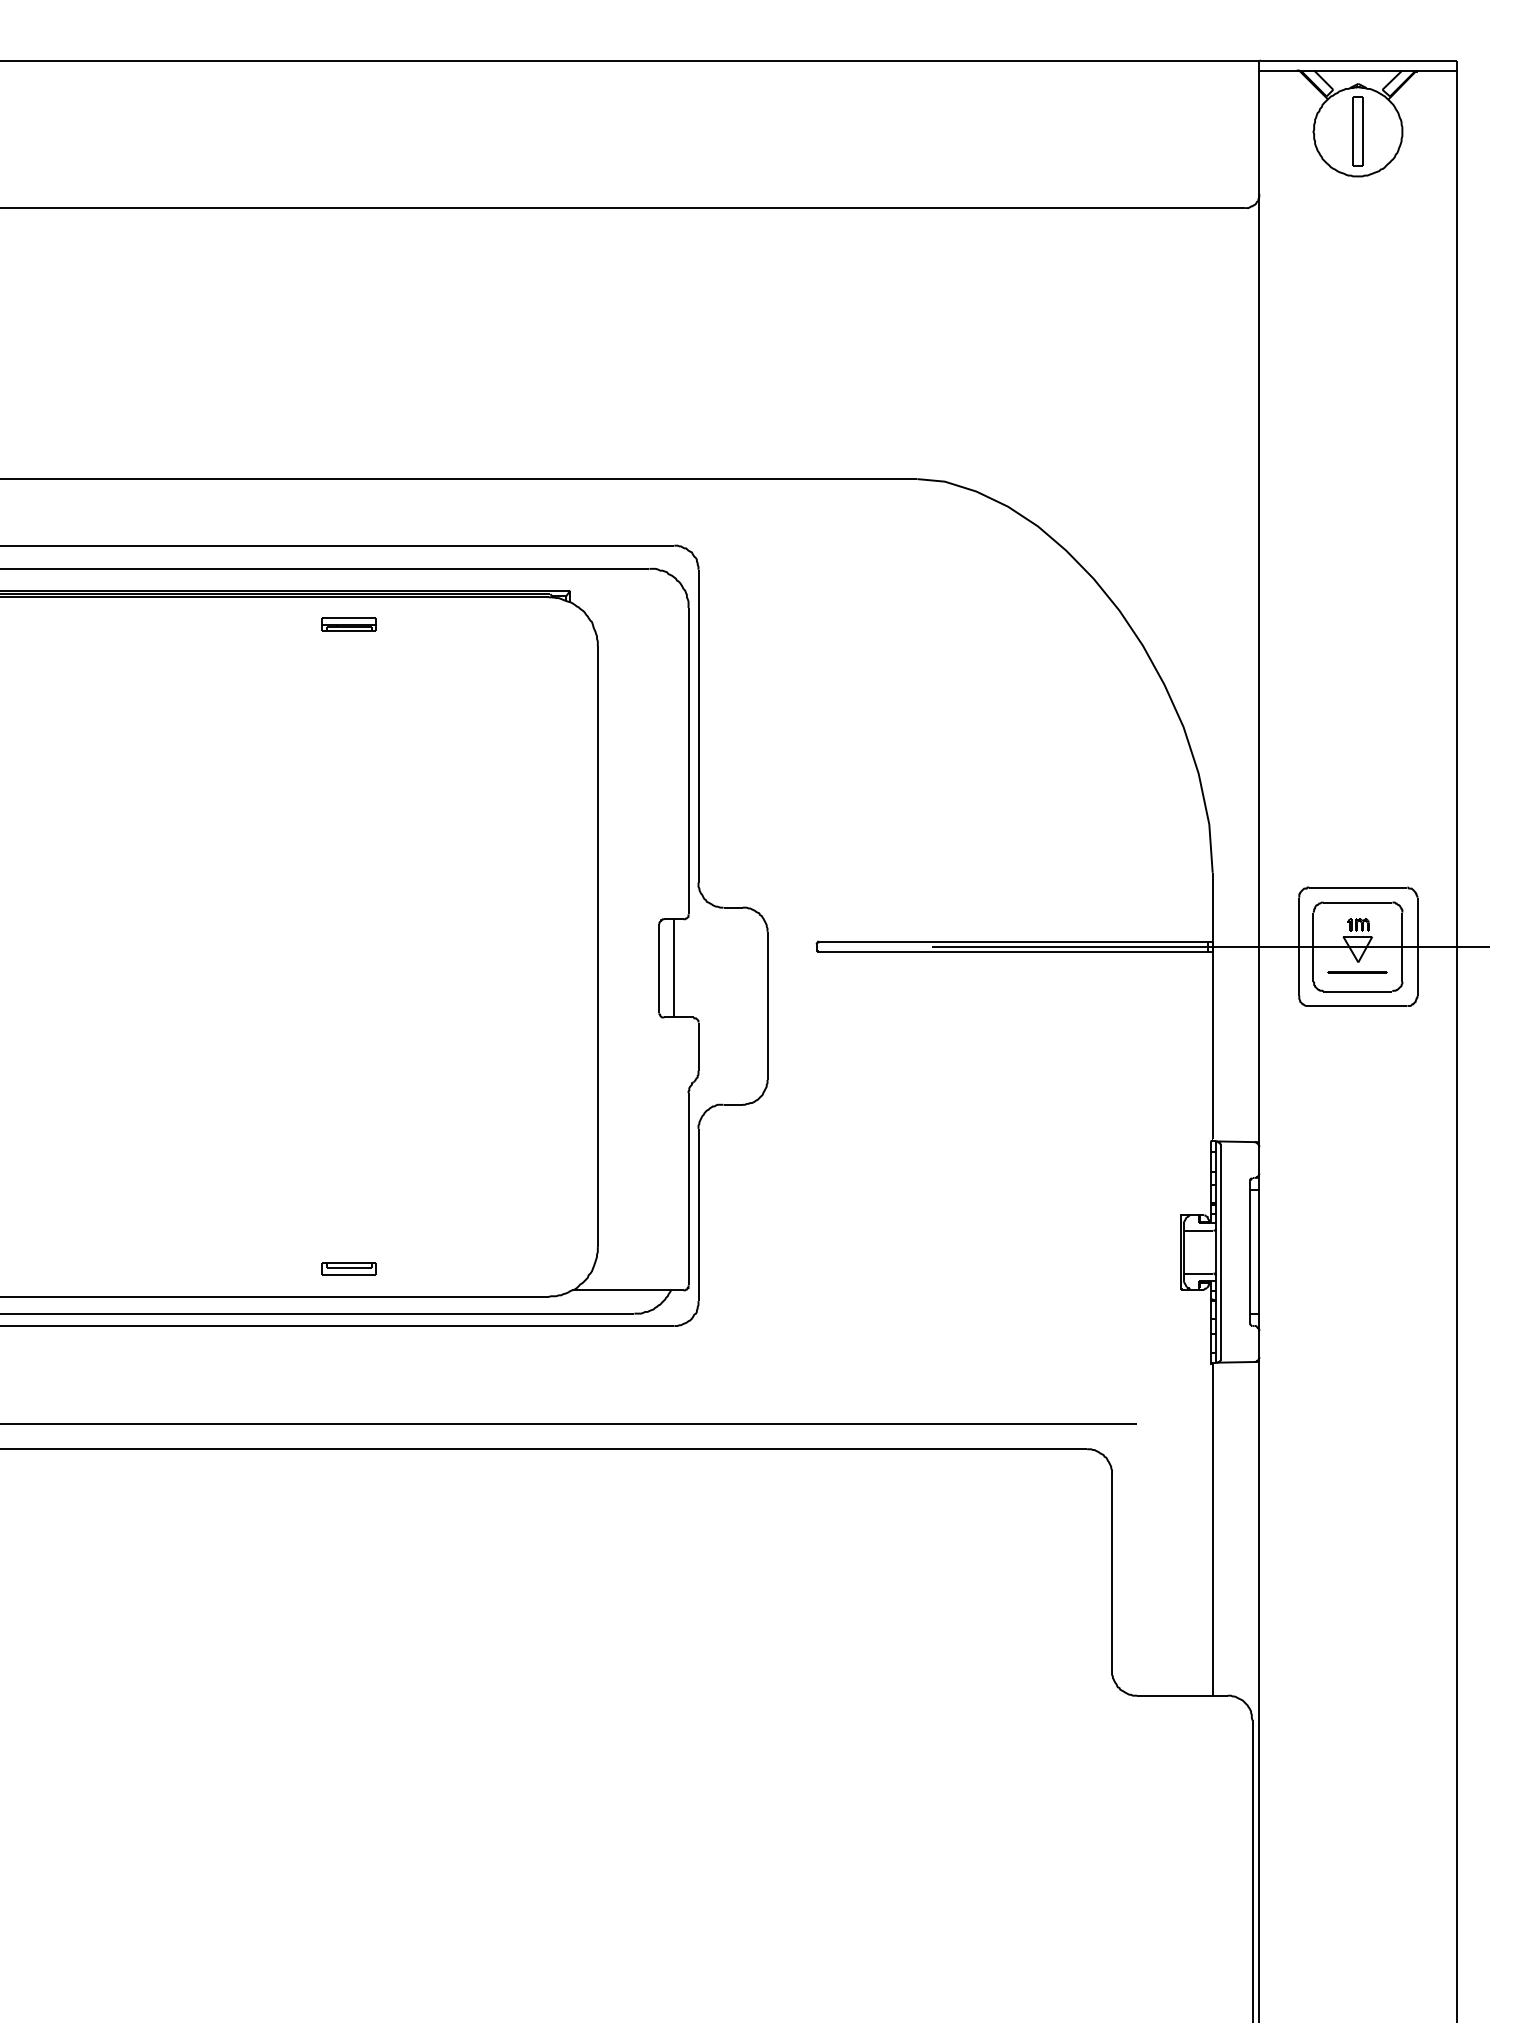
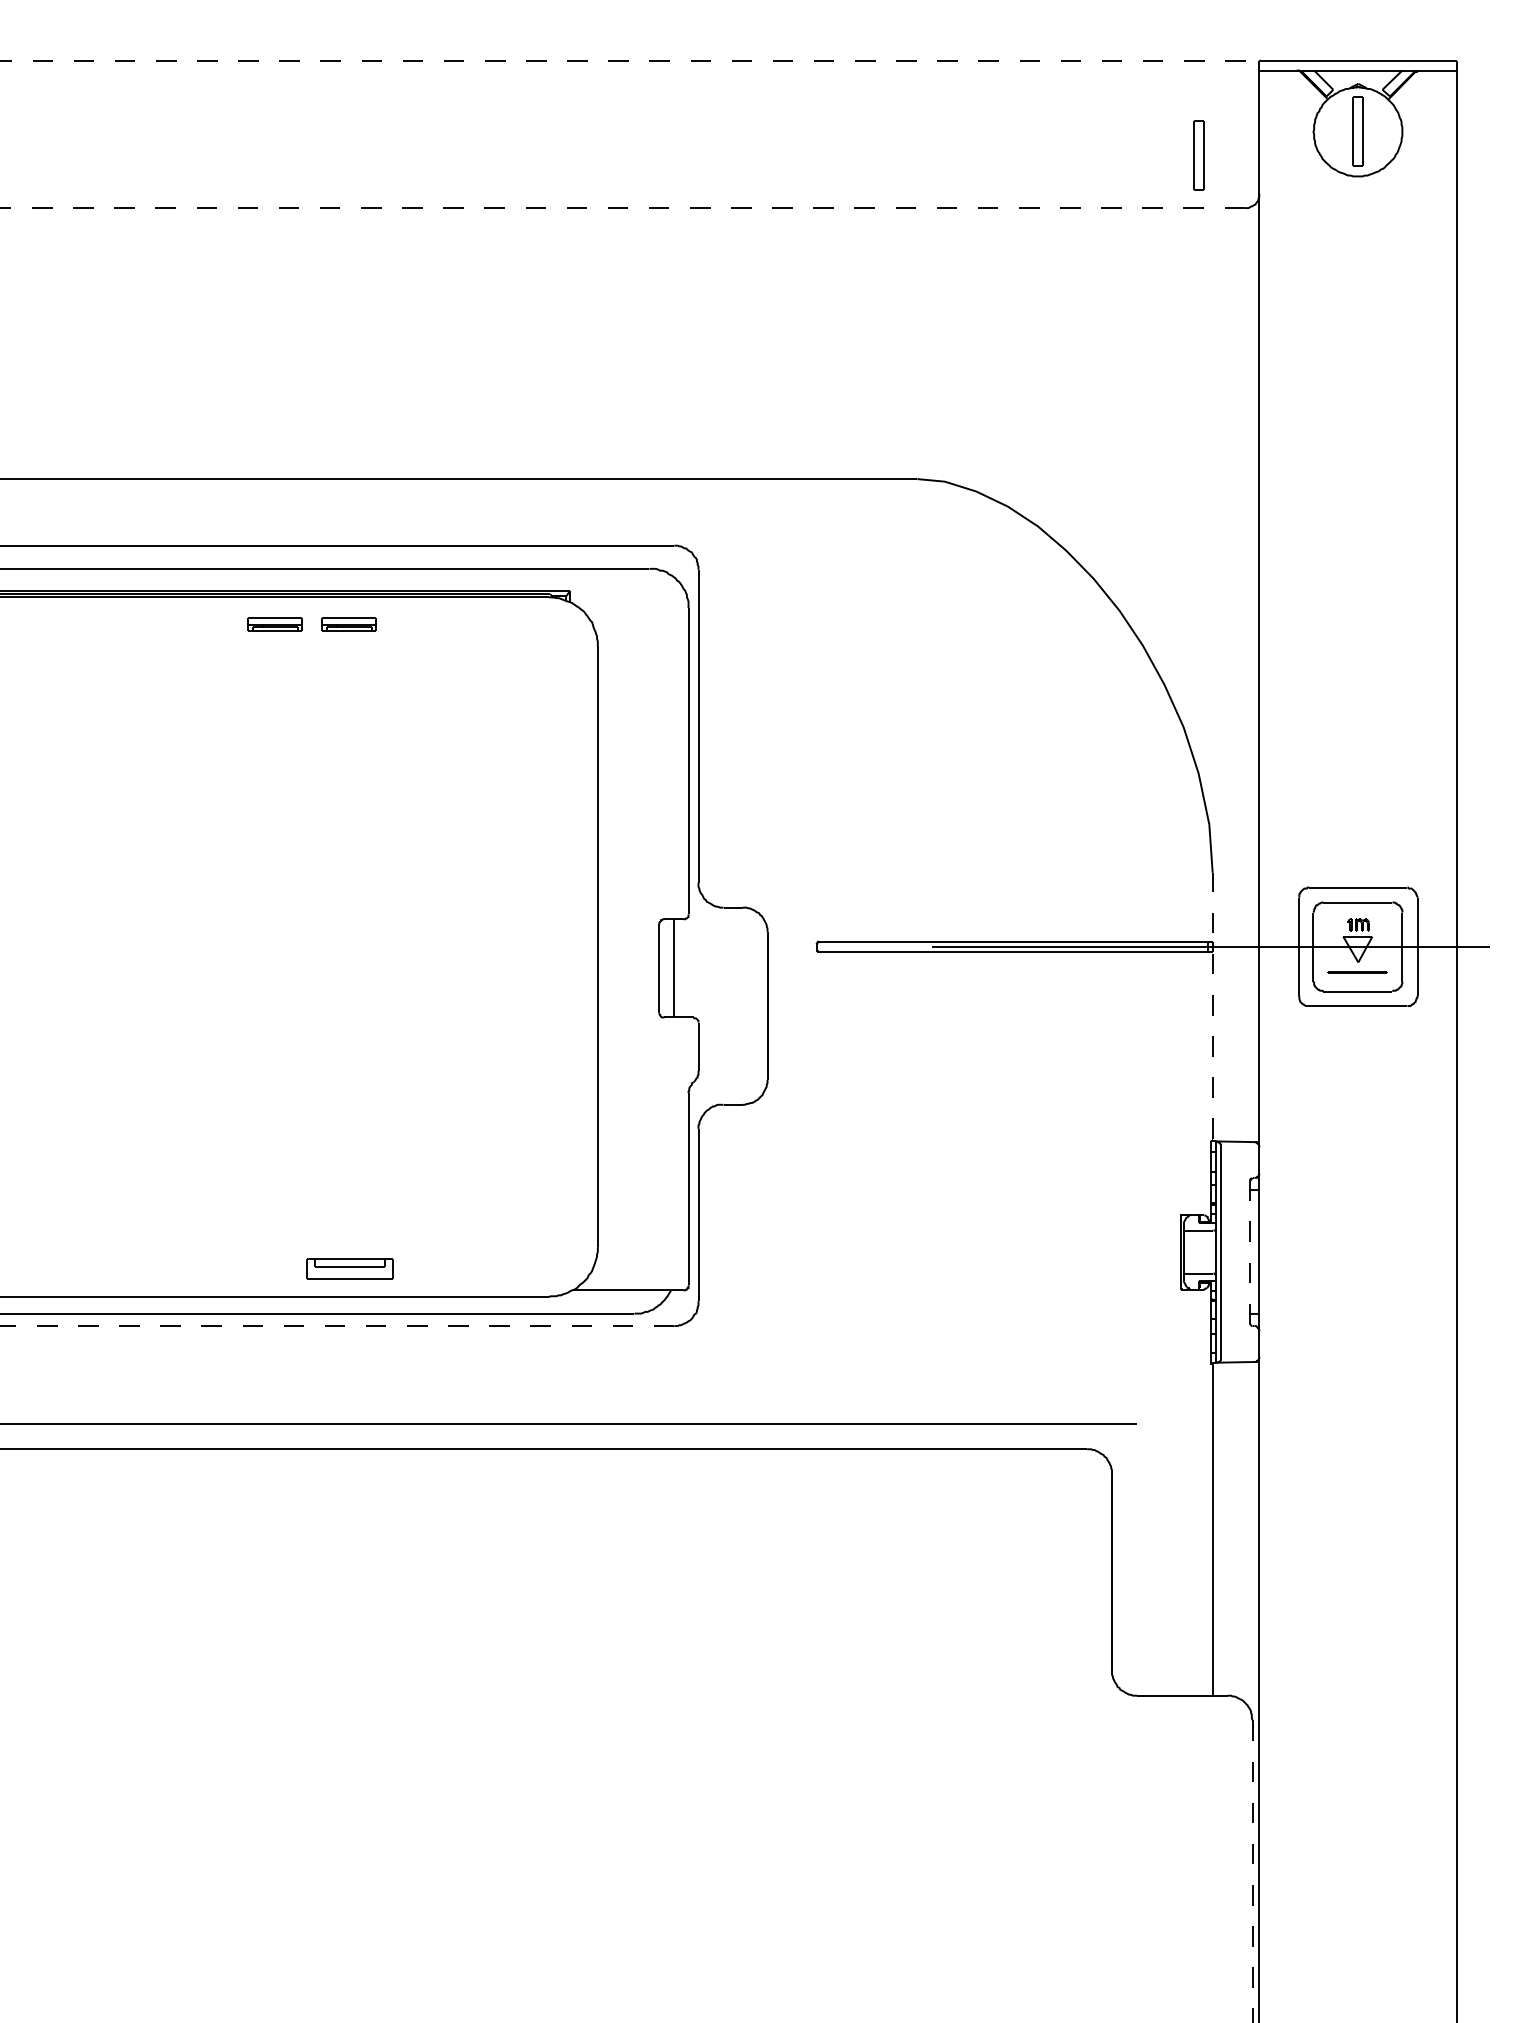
line: solid -> dashed (630, 60)
part: none -> present (1198, 155)
line: solid -> dashed (622, 208)
part: none -> present (274, 624)
line: solid -> dashed (1212, 1005)
line: solid -> dashed (1250, 1251)
part size: 56x14 px -> 88x22 px (349, 1268)
line: solid -> dashed (337, 1326)
line: solid -> dashed (1252, 1871)
